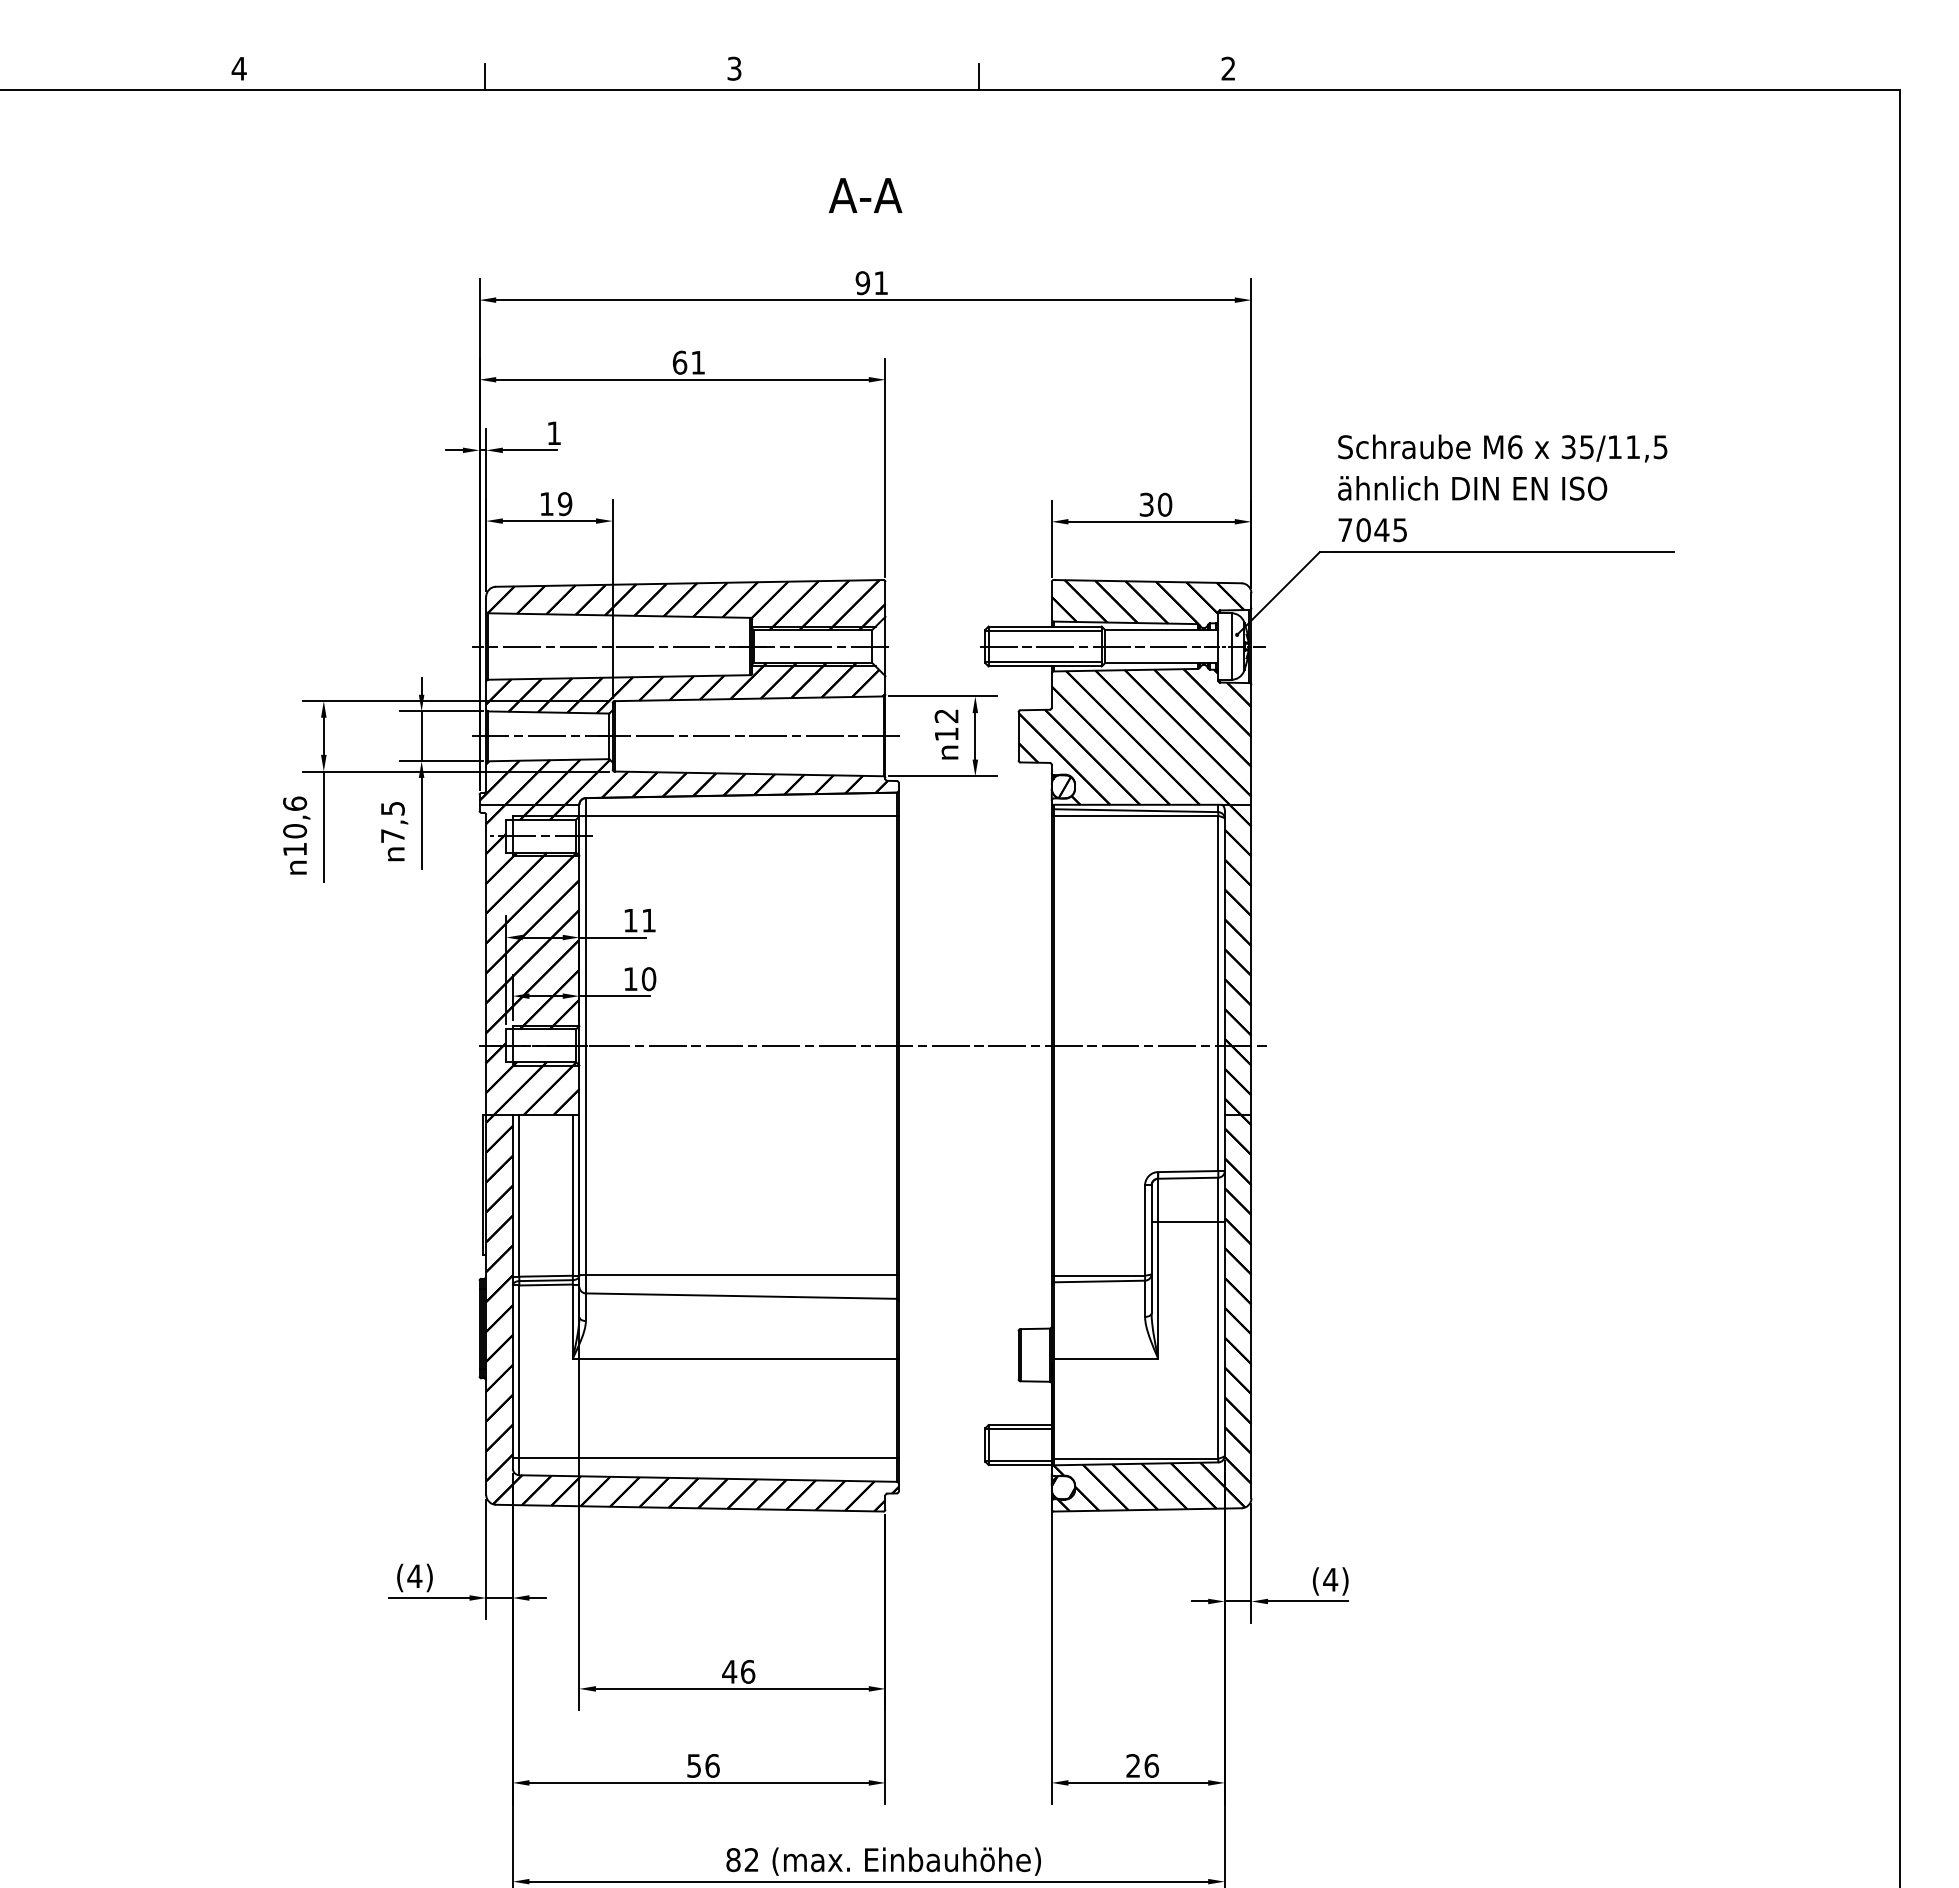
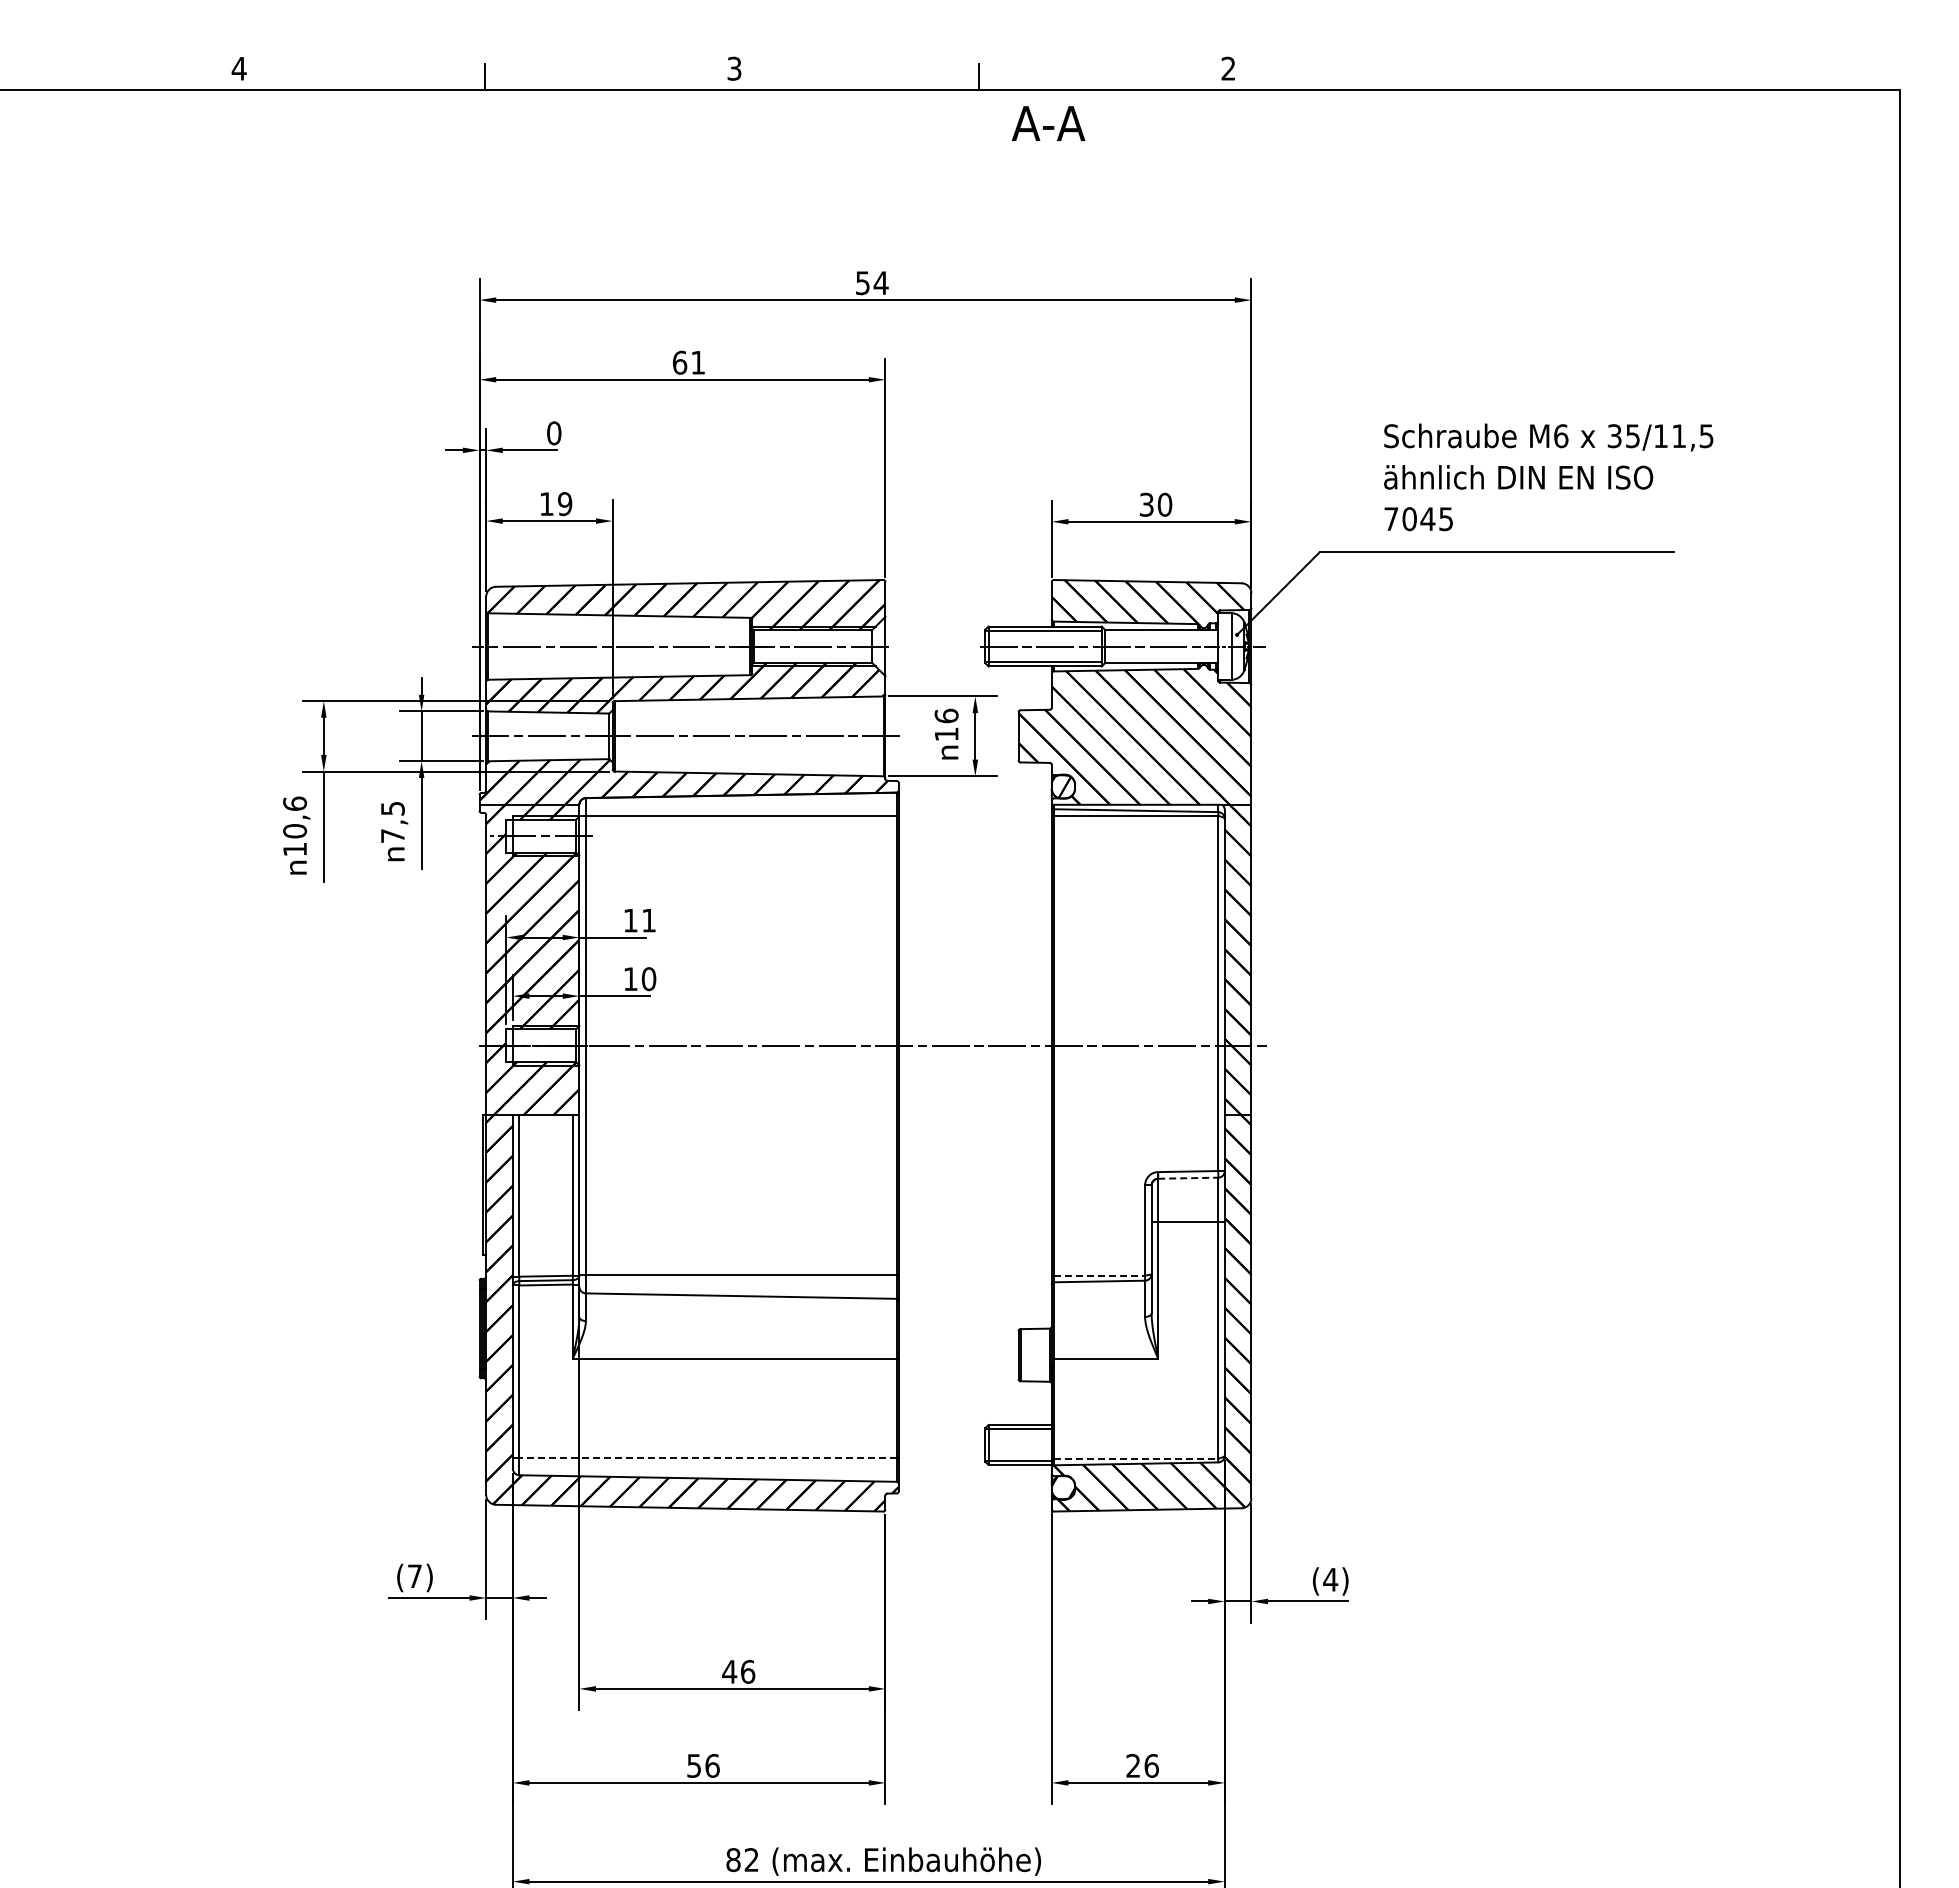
text position: (865, 195) -> (1048, 123) (1048, 123)
text: 91 -> 54 (871, 282)
text: 1 -> 0 (554, 433)
text position: (1502, 488) -> (1548, 477) (1548, 477)
text: 12 -> 16 (946, 715)
line: solid -> dashed (1188, 1178)
line: solid -> dashed (1099, 1275)
line: solid -> dashed (708, 1458)
line: solid -> dashed (1136, 1458)
text: (4) -> (7) (414, 1575)
